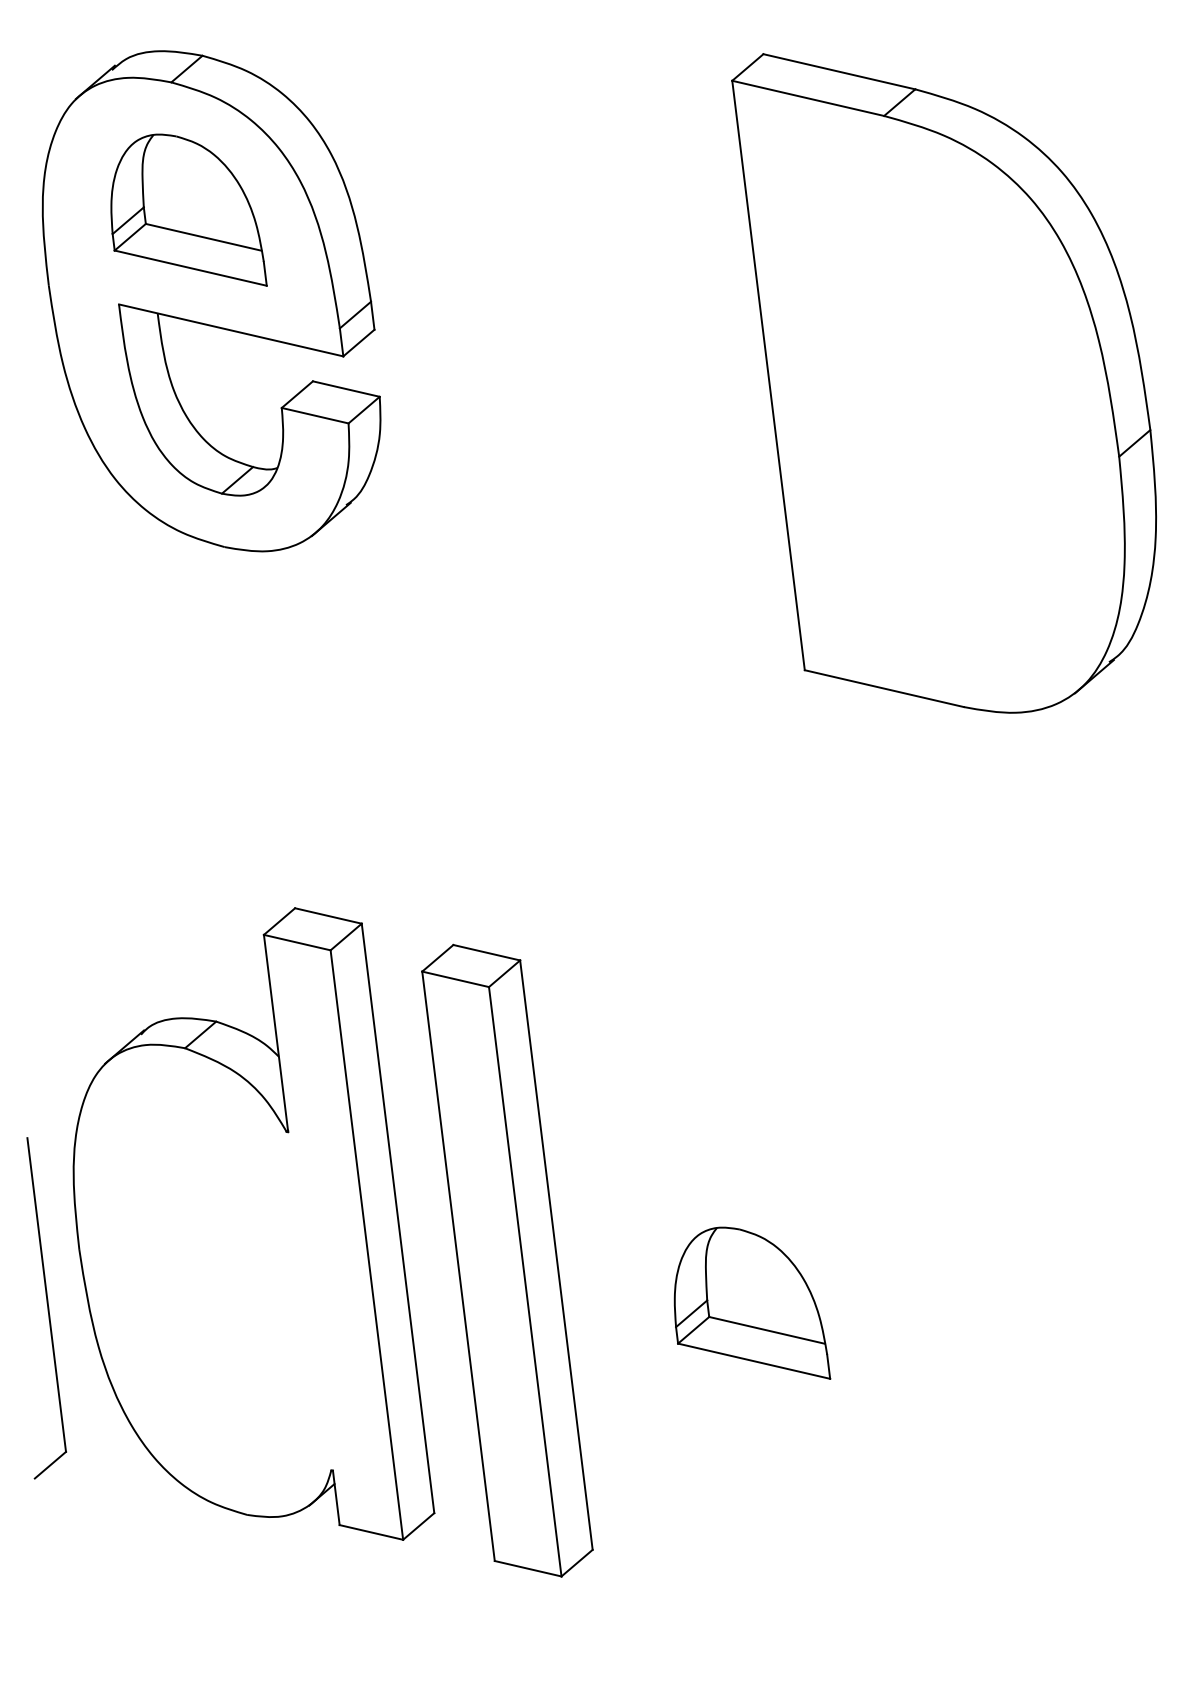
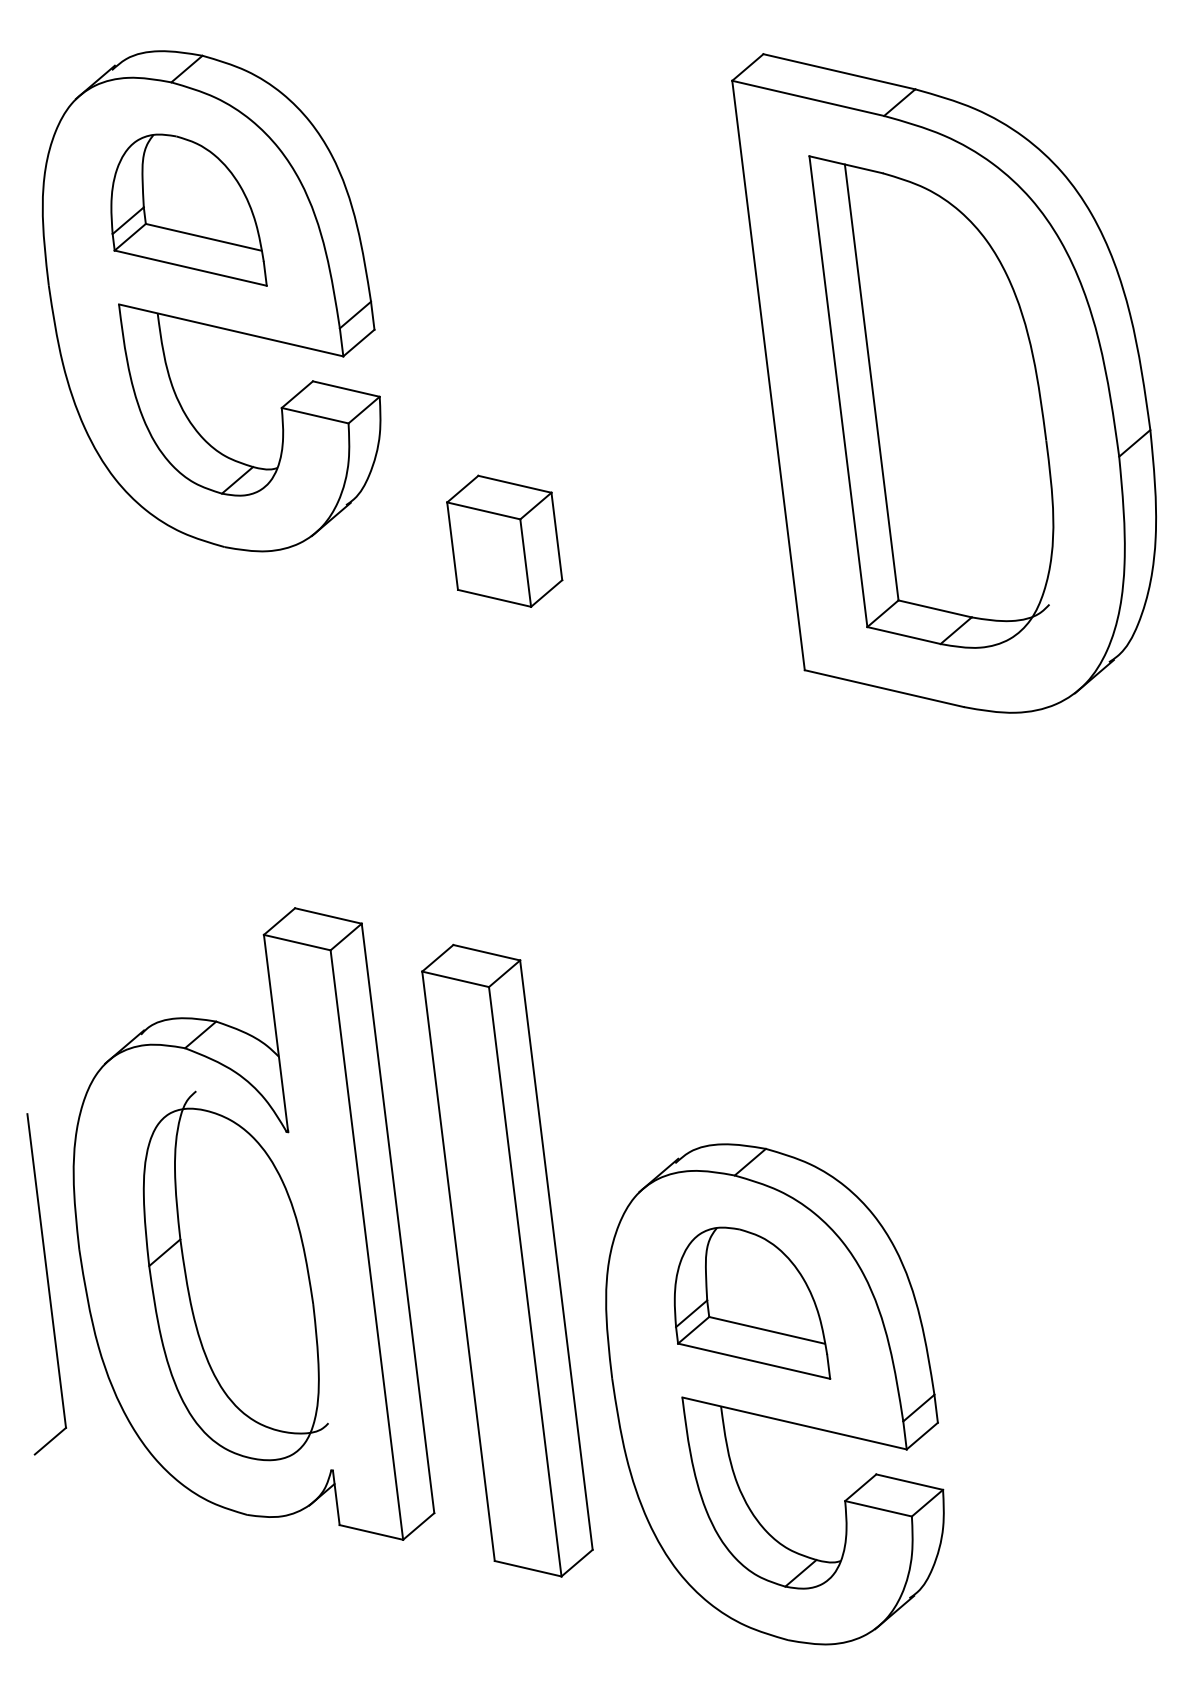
part: none -> present (931, 401)
part: none -> present (504, 540)
part: none -> present (235, 1275)
part position: (46, 1308) -> (46, 1284) (46, 1284)
part: none -> present (774, 1394)
